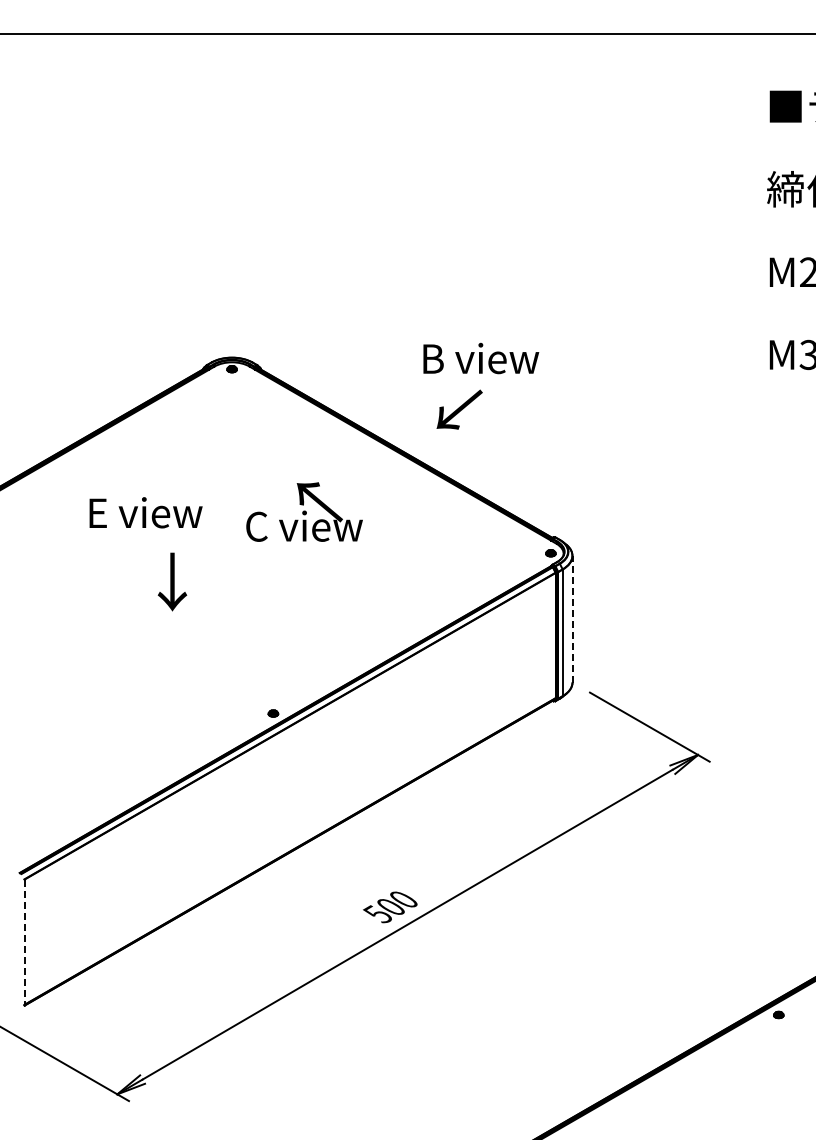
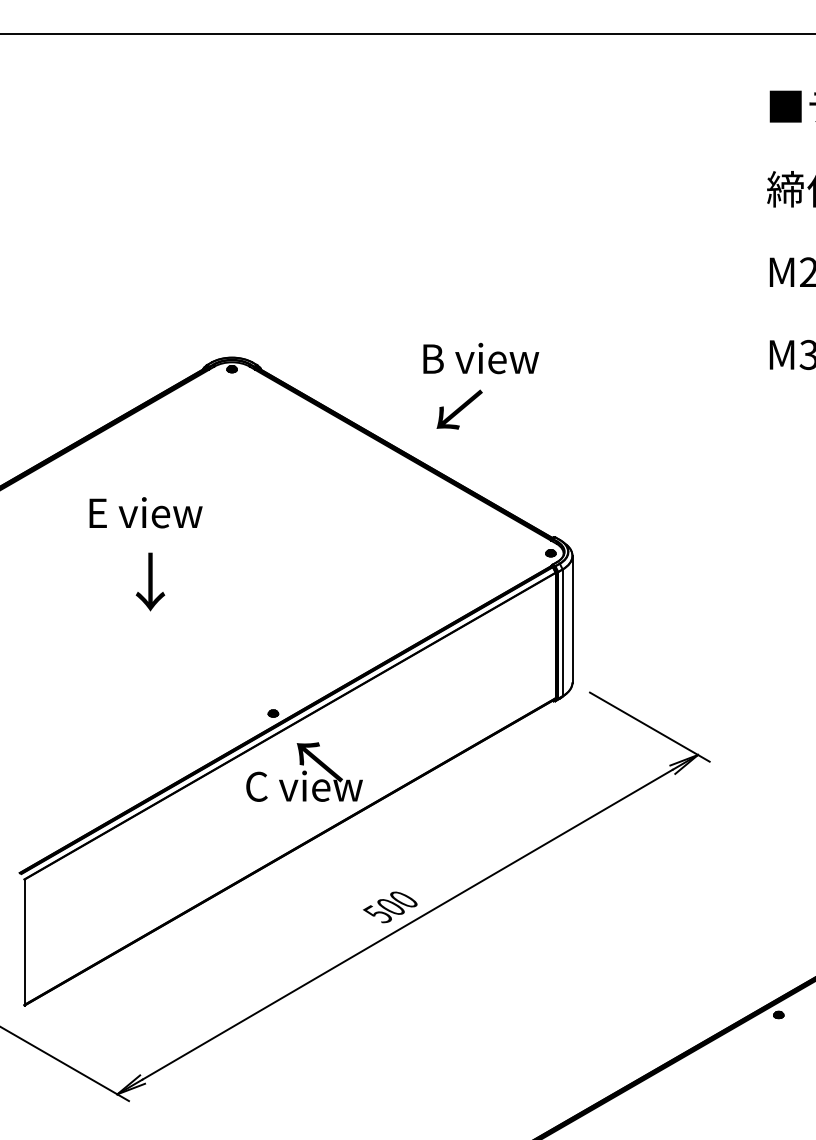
text position: (304, 511) -> (304, 771) (304, 771)
text position: (172, 581) -> (150, 581) (150, 581)
line: dashed -> solid (572, 618)
line: dashed -> solid (24, 943)
